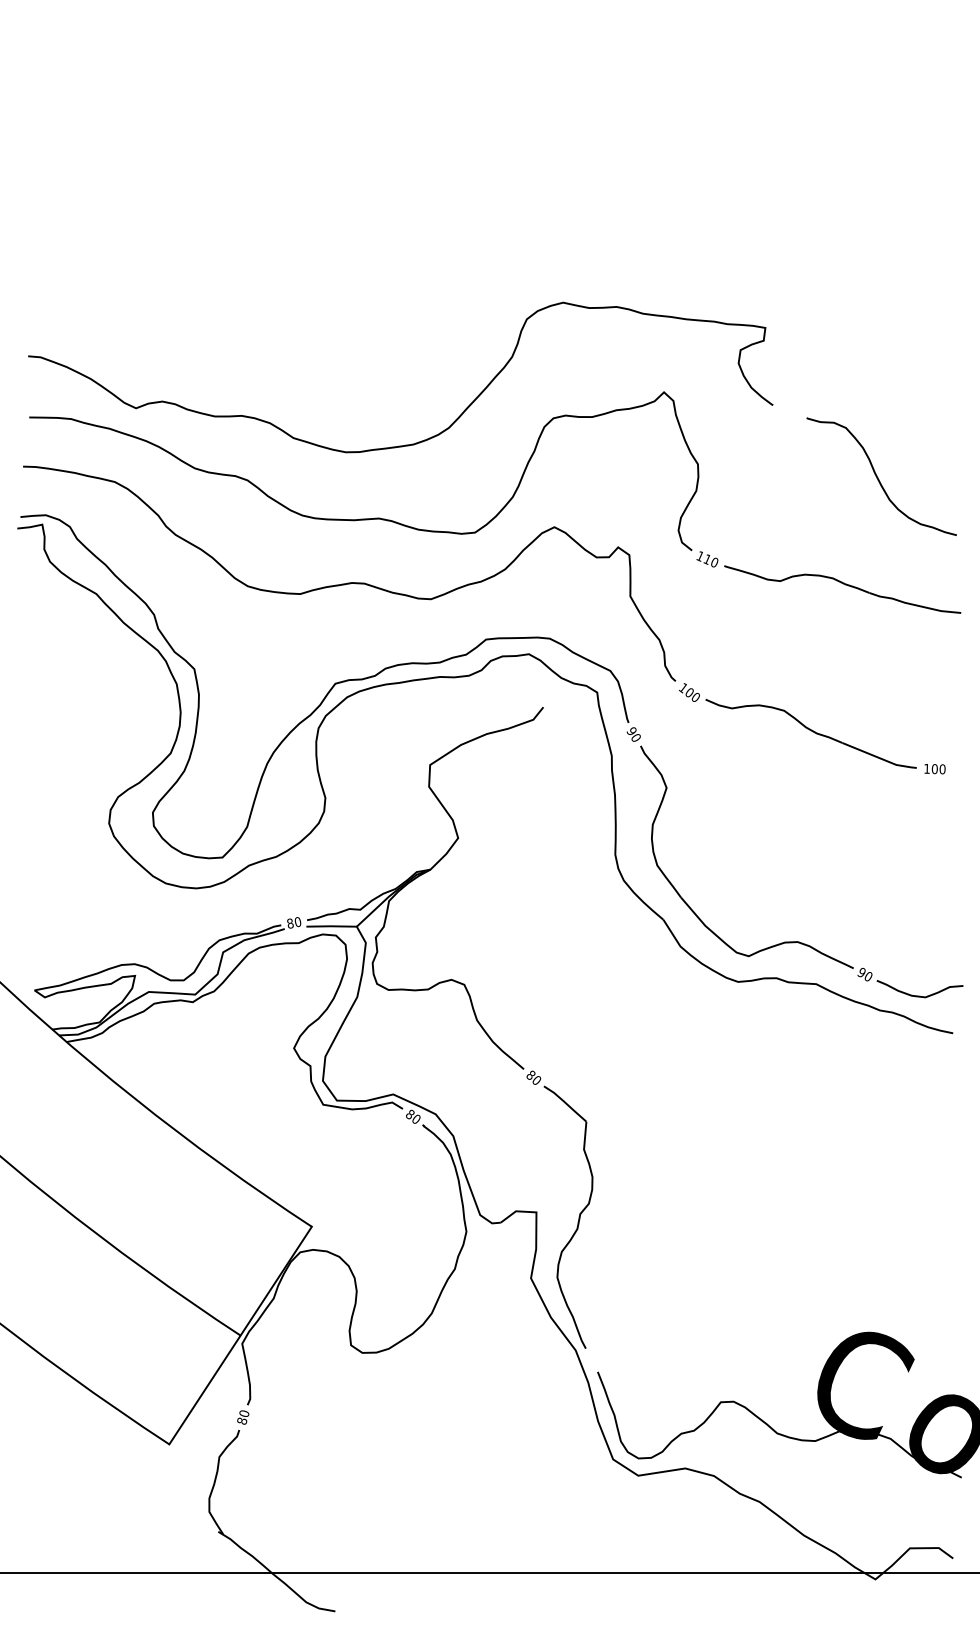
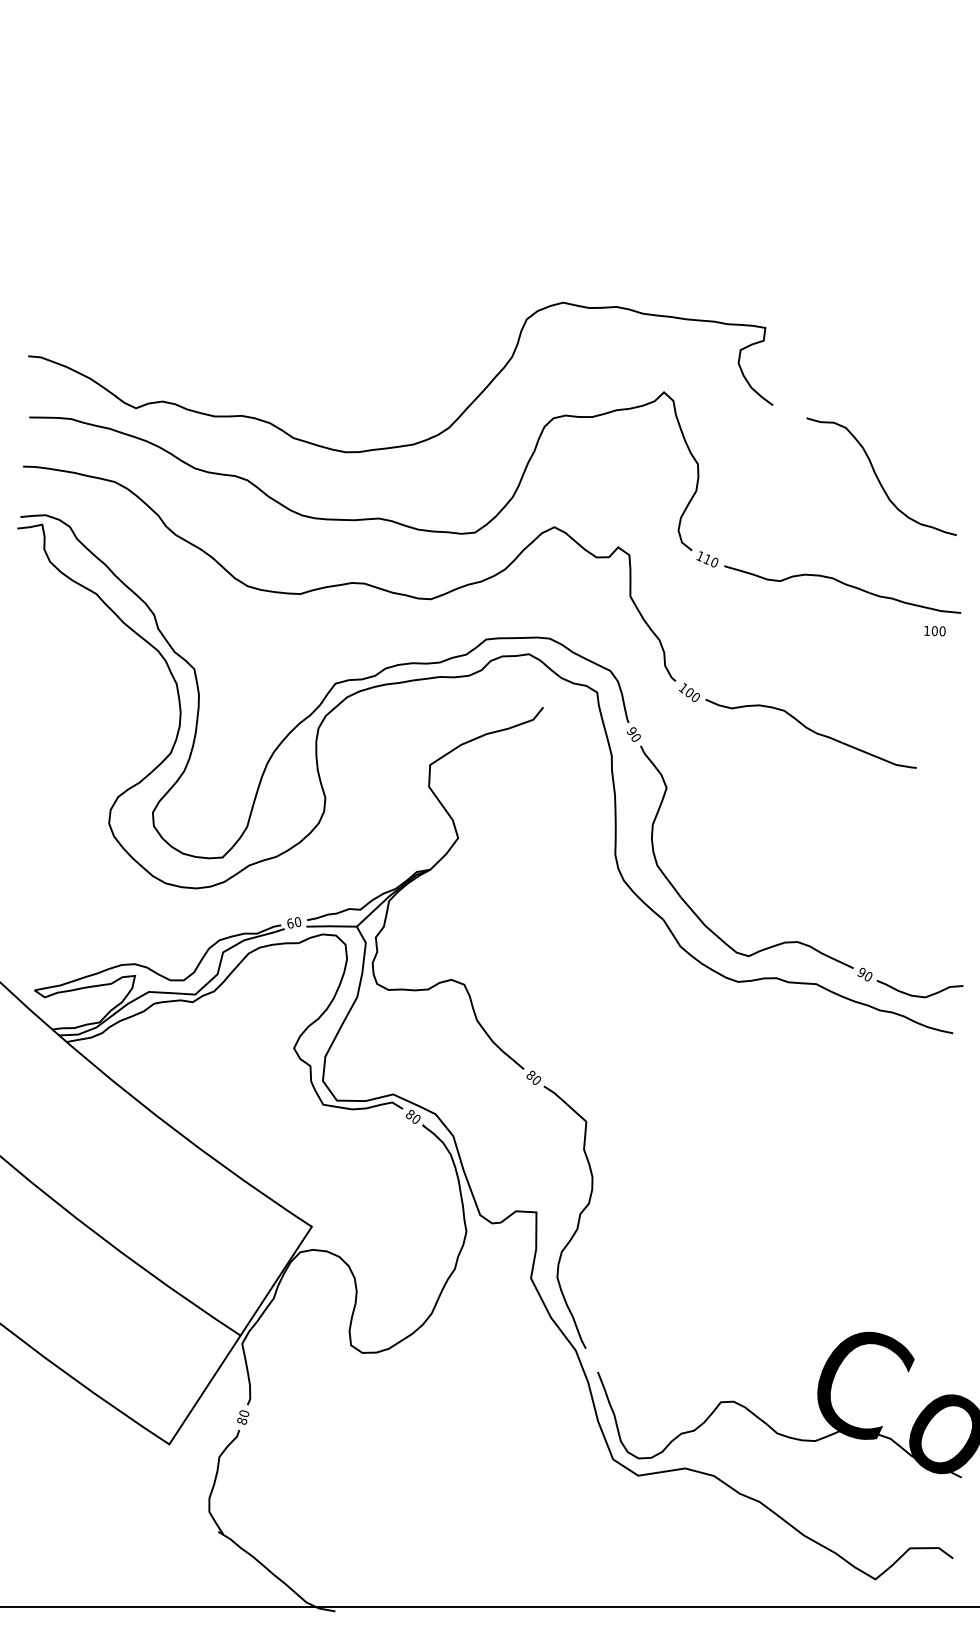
text position: (934, 769) -> (934, 631) (934, 631)
text: 80 -> 60 (290, 923)
line position: (489, 1572) -> (489, 1606) (489, 1606)
